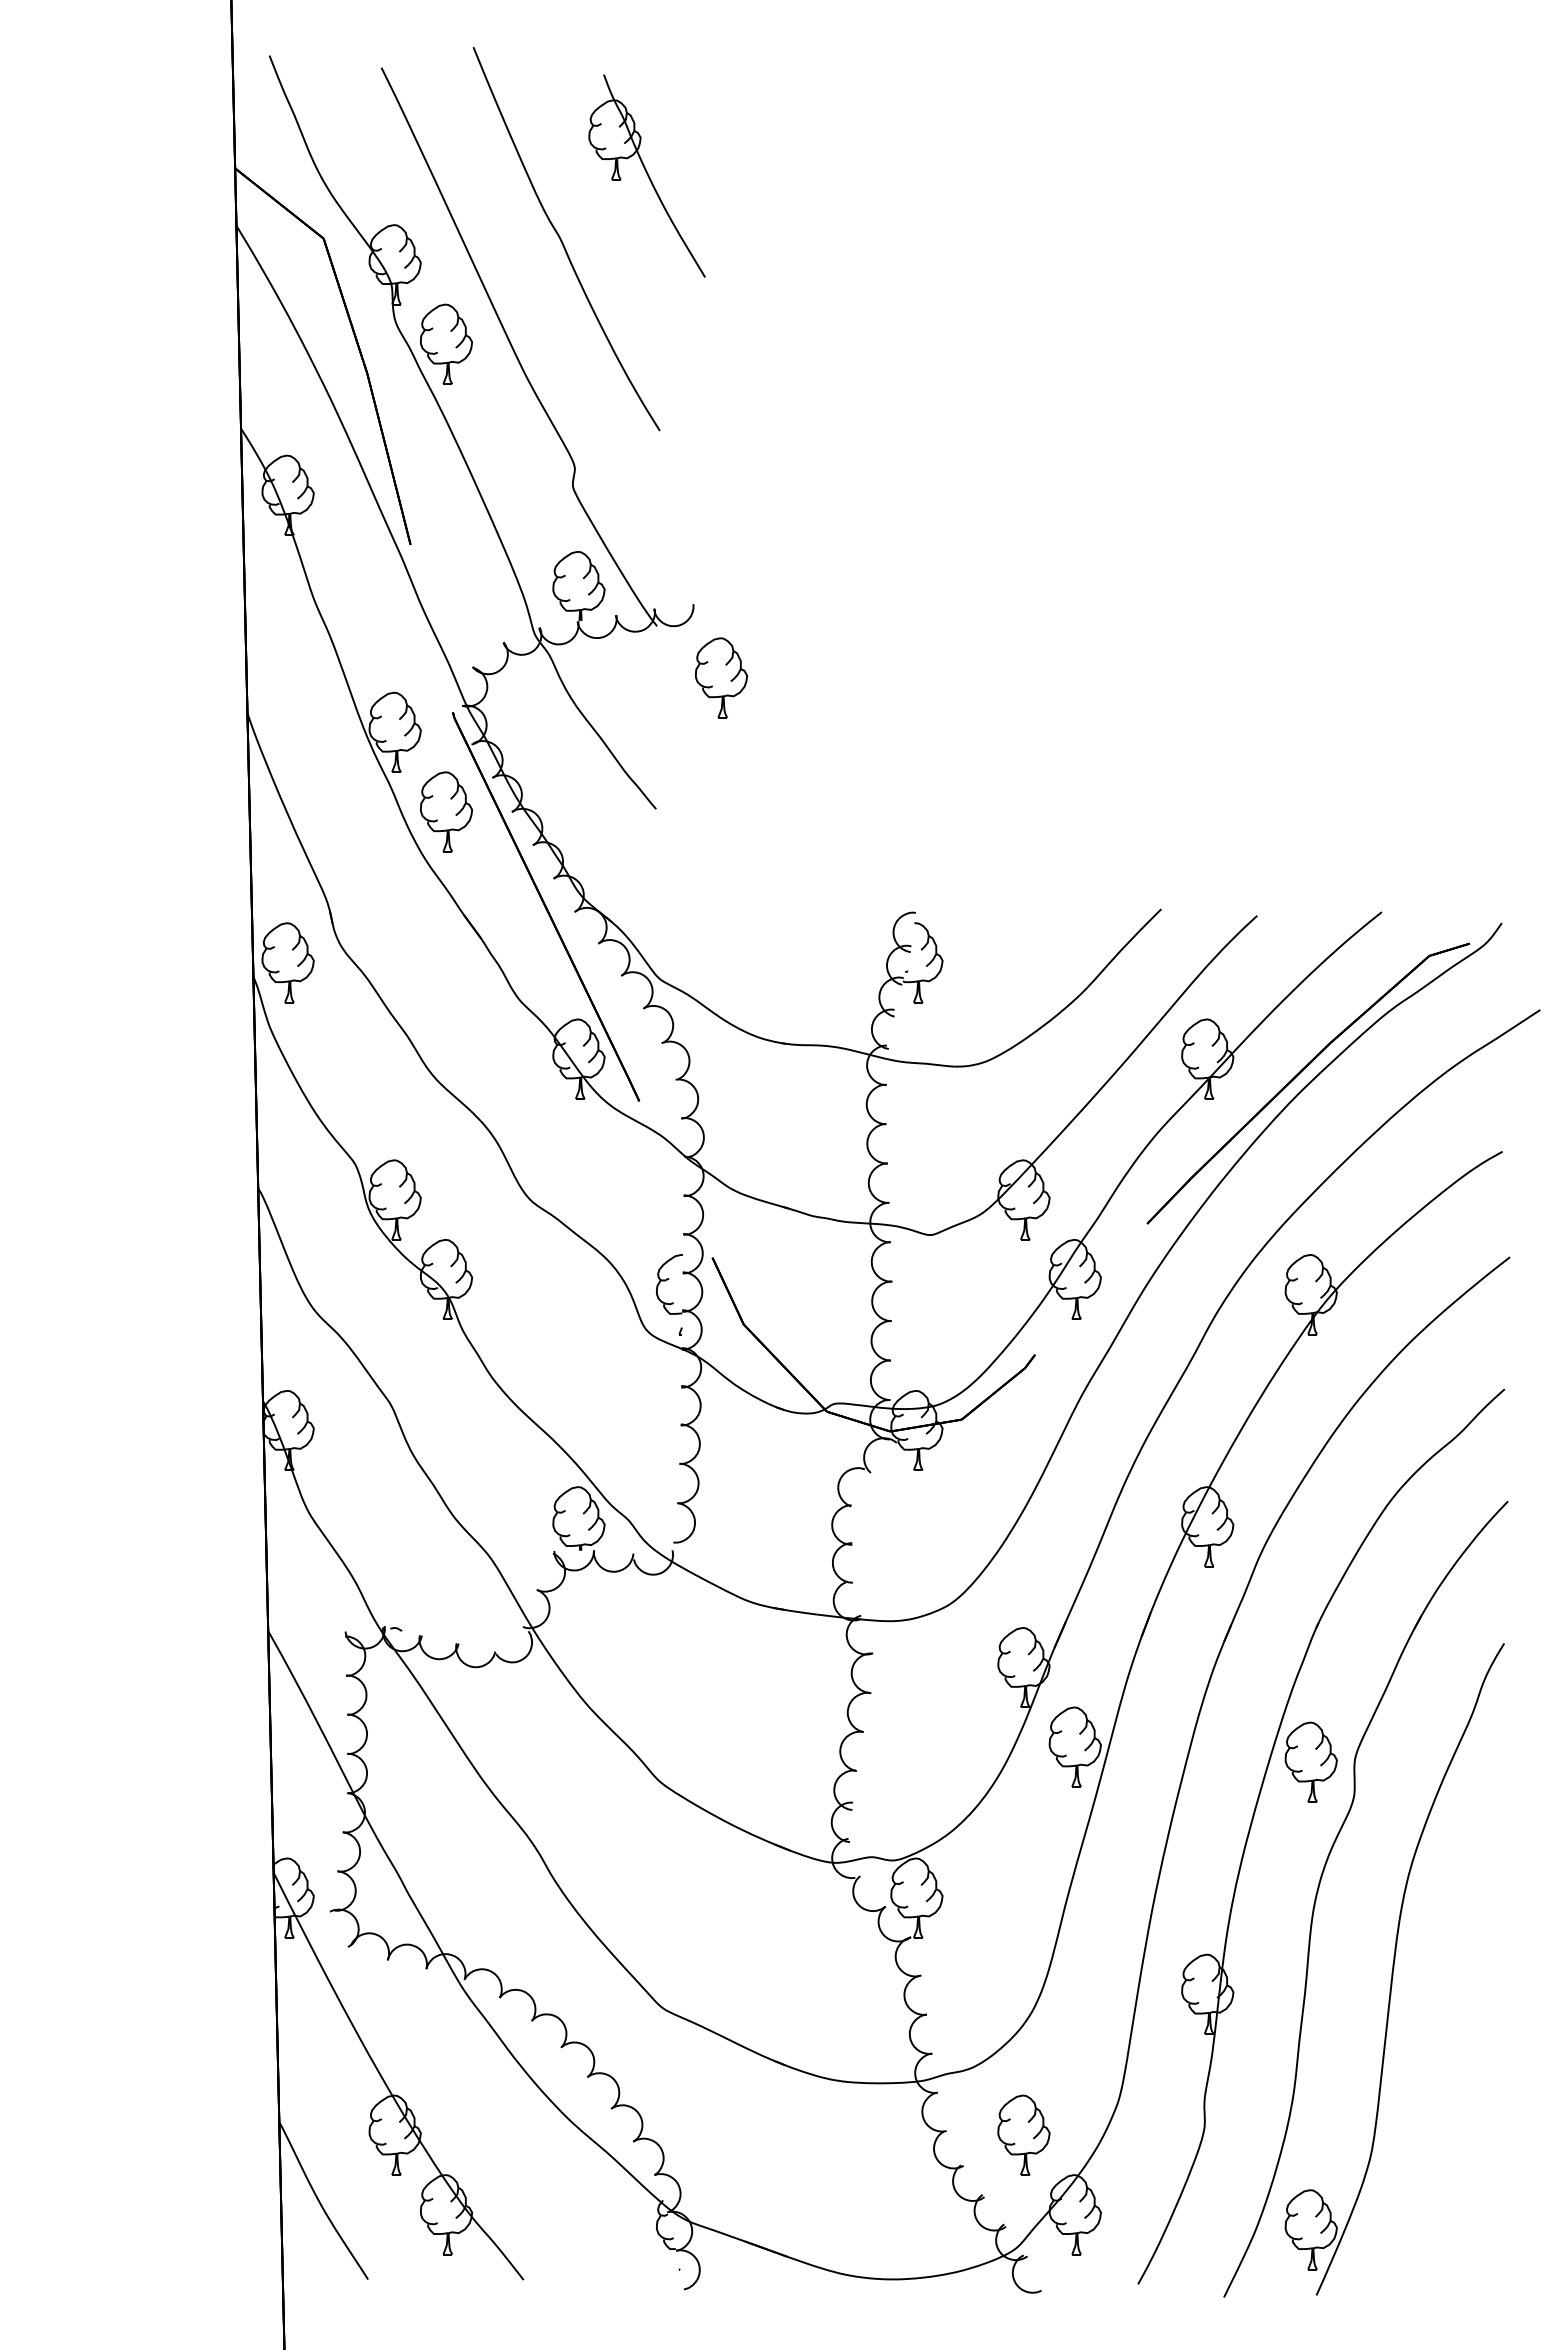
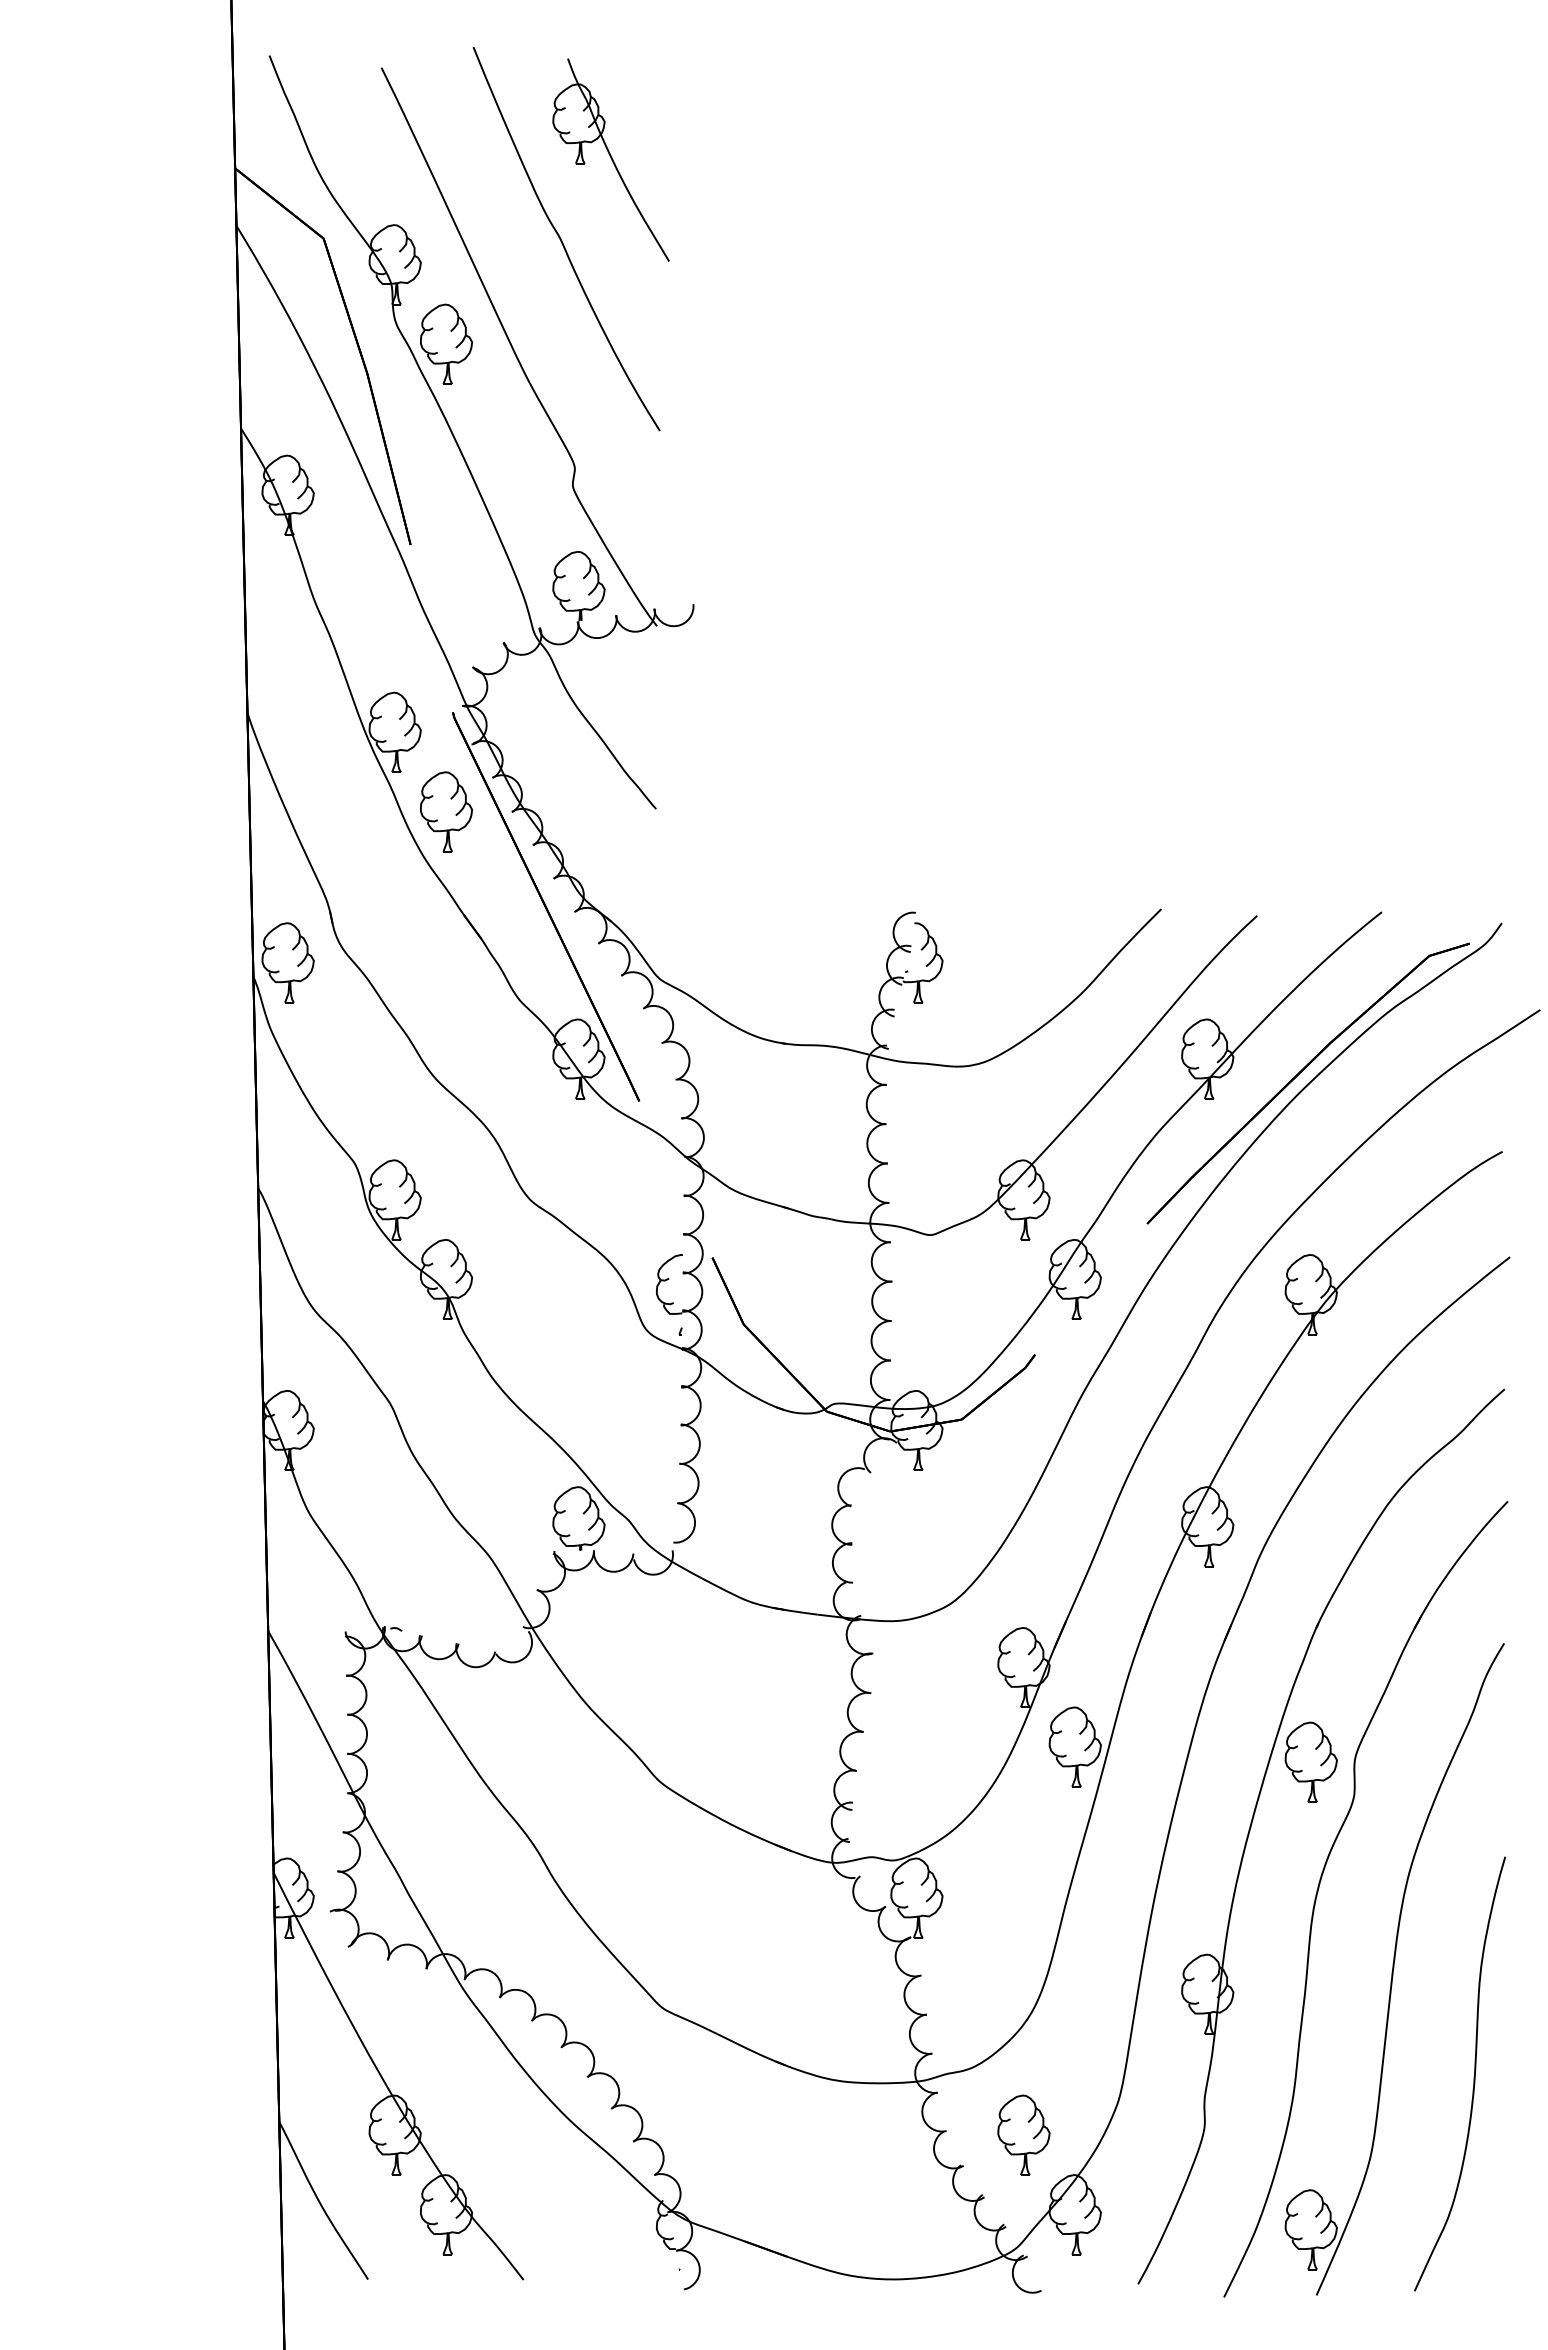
part position: (646, 175) -> (610, 159) (610, 159)
part: present -> none (721, 677)
curve: none -> present (1473, 2076)
